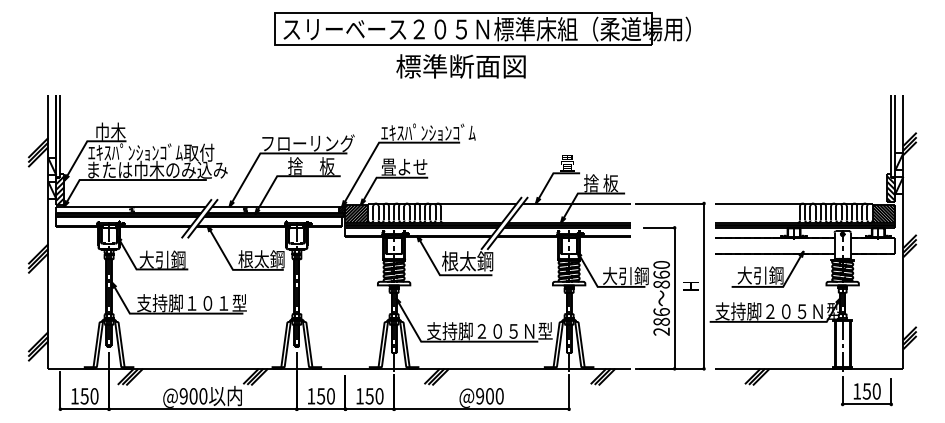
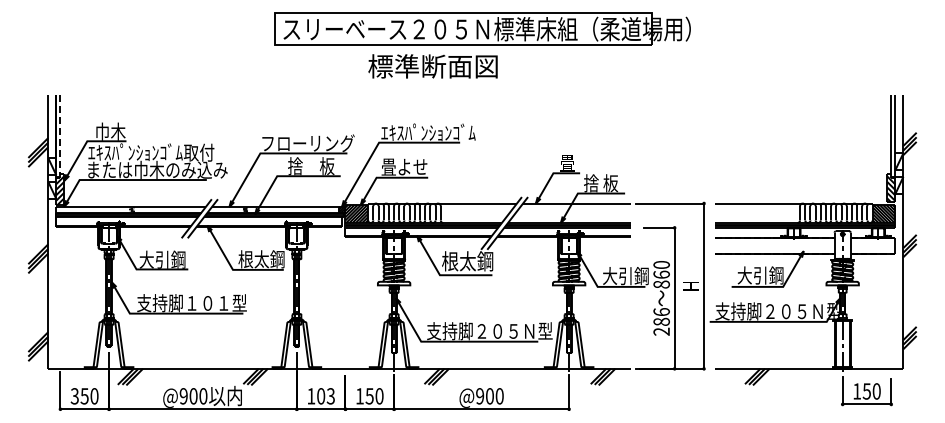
text position: (460, 66) -> (432, 66) (432, 66)
line: solid -> dashed (60, 136)
text: 150 -> 350 (74, 396)
text: 150 -> 103 (325, 396)
